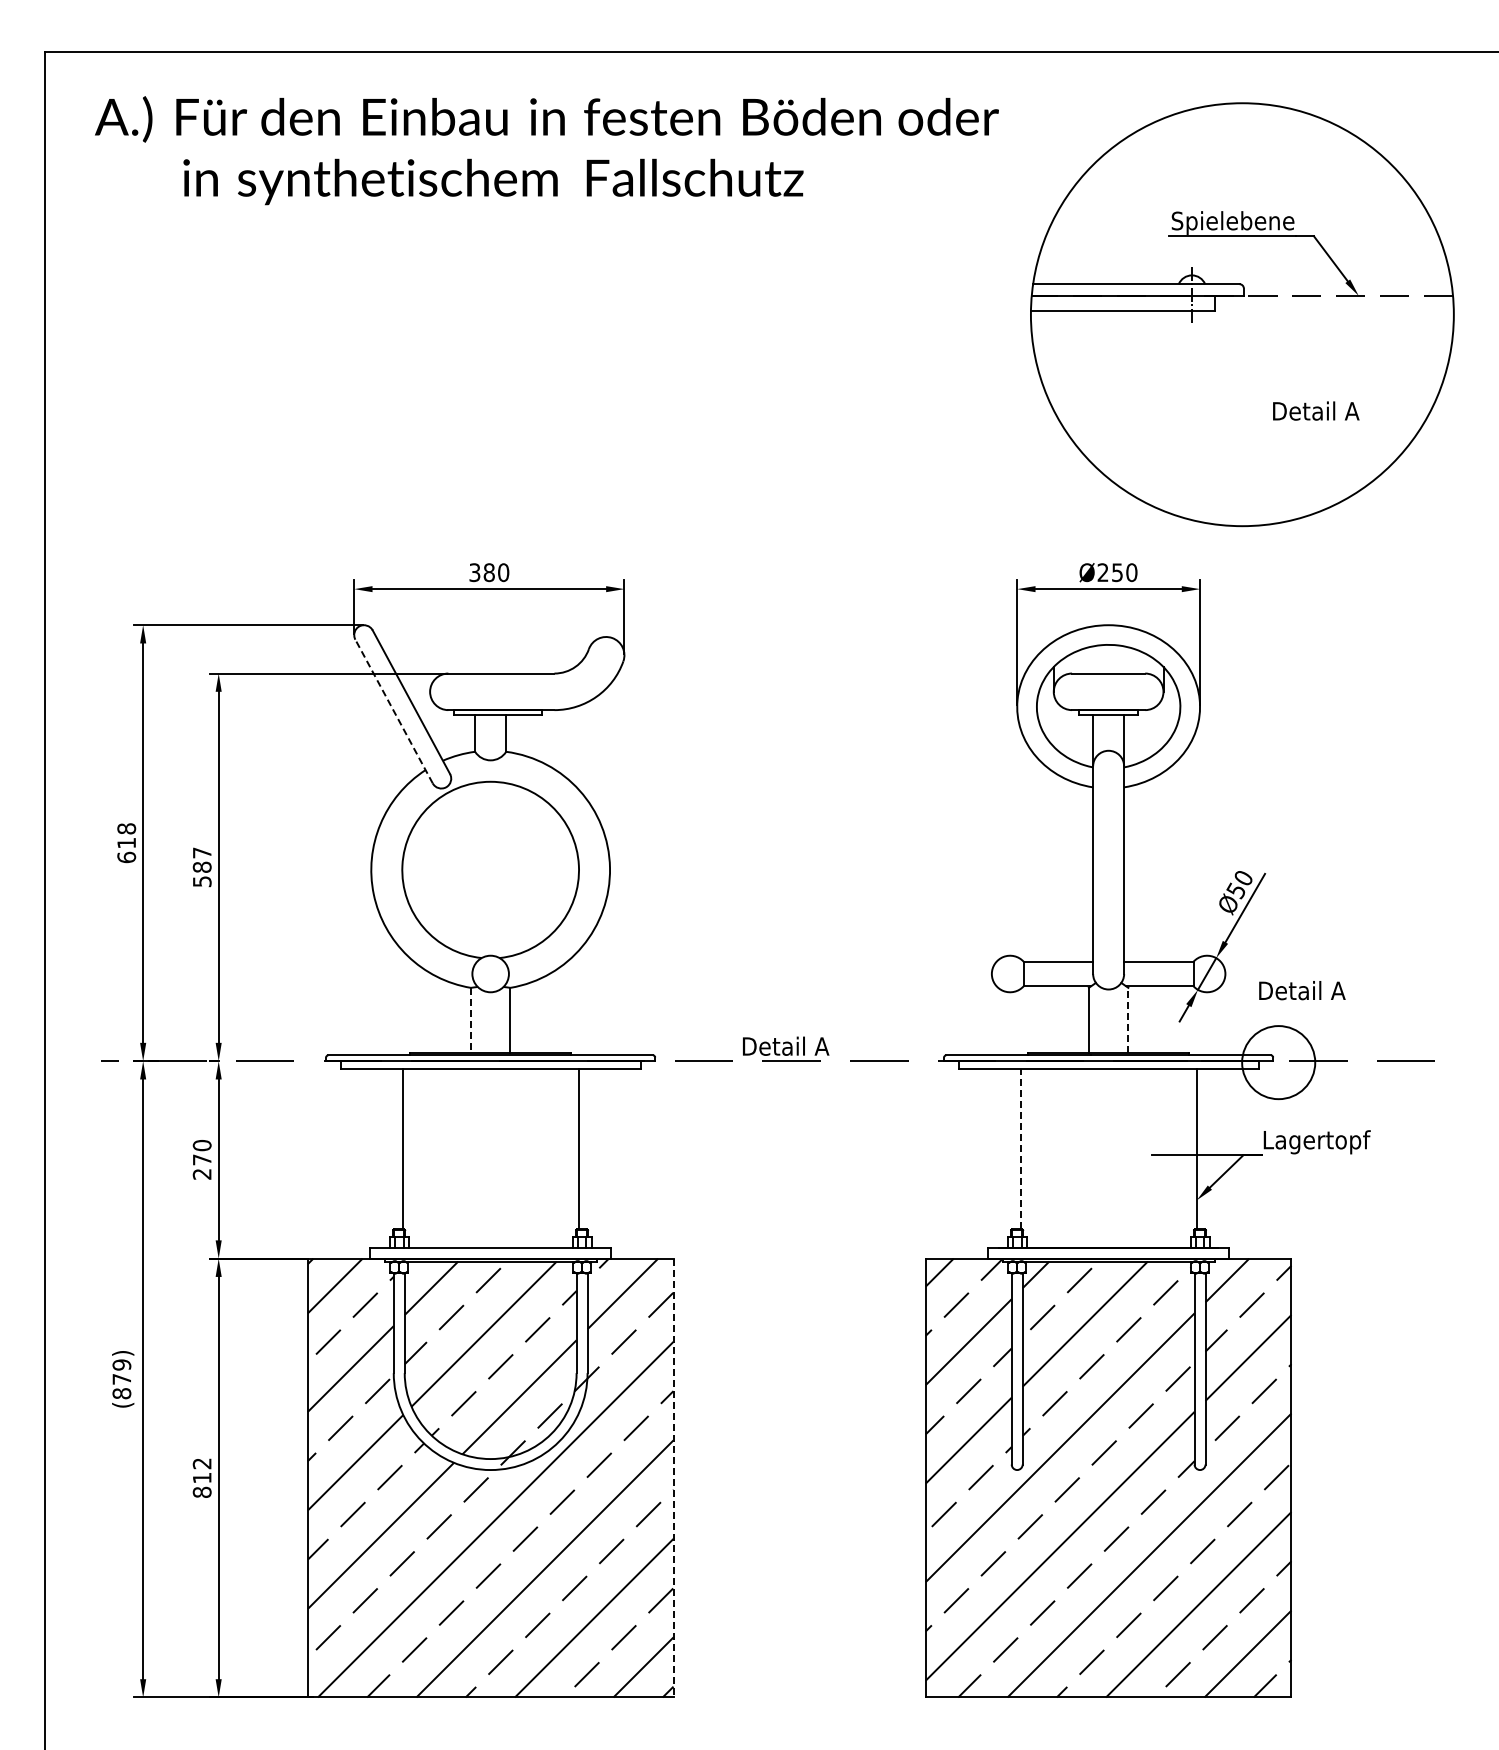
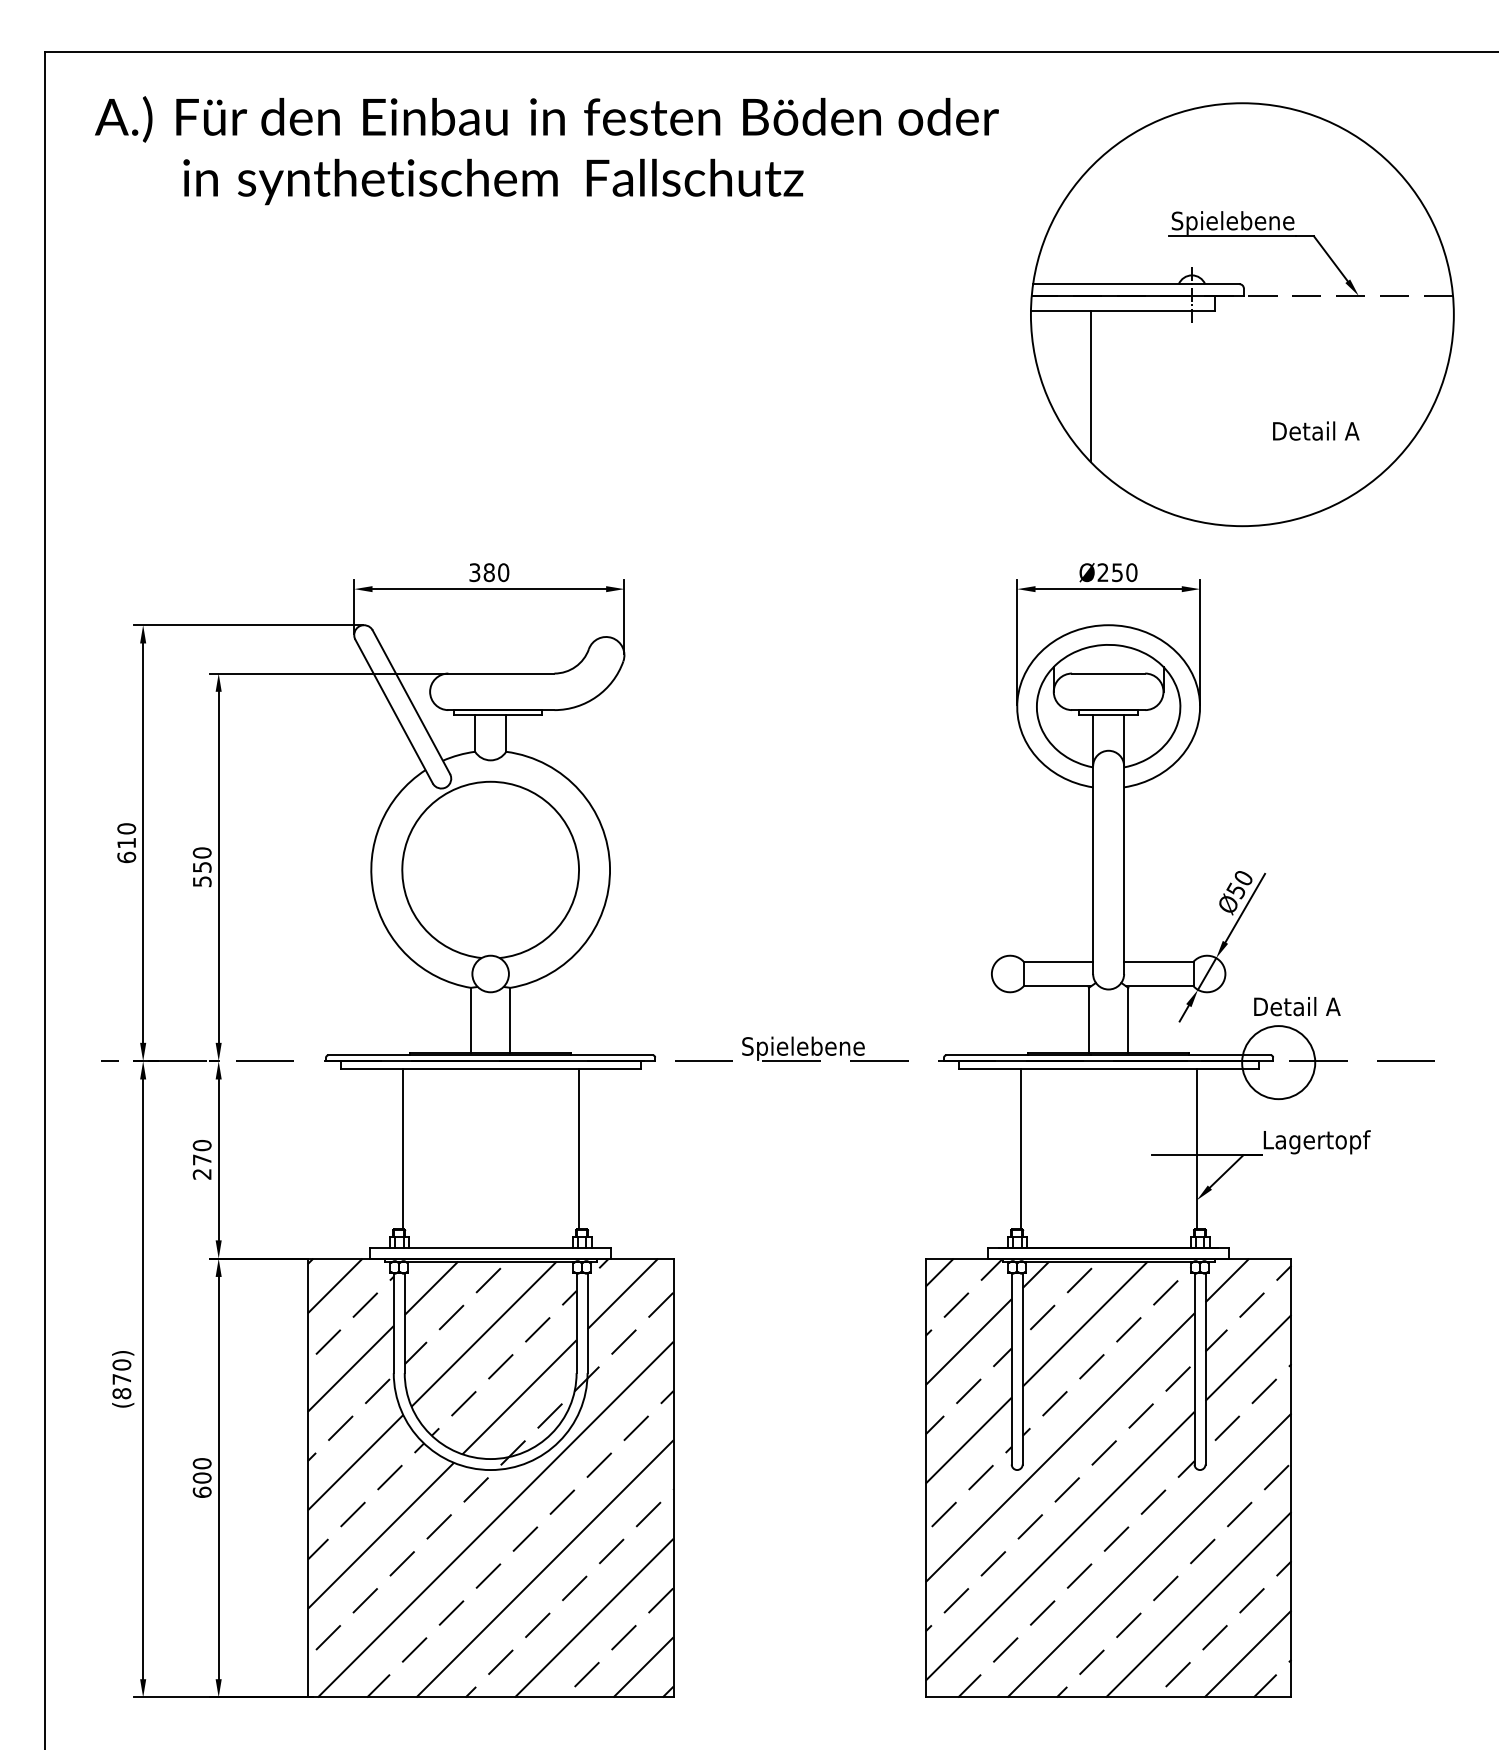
line: none -> present (1091, 386)
text position: (1316, 410) -> (1316, 430) (1316, 430)
line: dashed -> solid (394, 711)
text: 618 -> 610 (126, 828)
text: 587 -> 550 (201, 859)
text position: (1302, 990) -> (1297, 1006) (1297, 1006)
line: dashed -> solid (470, 1020)
line: dashed -> solid (1128, 1020)
text: Detail A -> Spielebene (803, 1048)
line: dashed -> solid (1020, 1148)
text: (879) -> (870) (121, 1364)
text: 812 -> 600 (201, 1477)
line: dashed -> solid (673, 1478)
